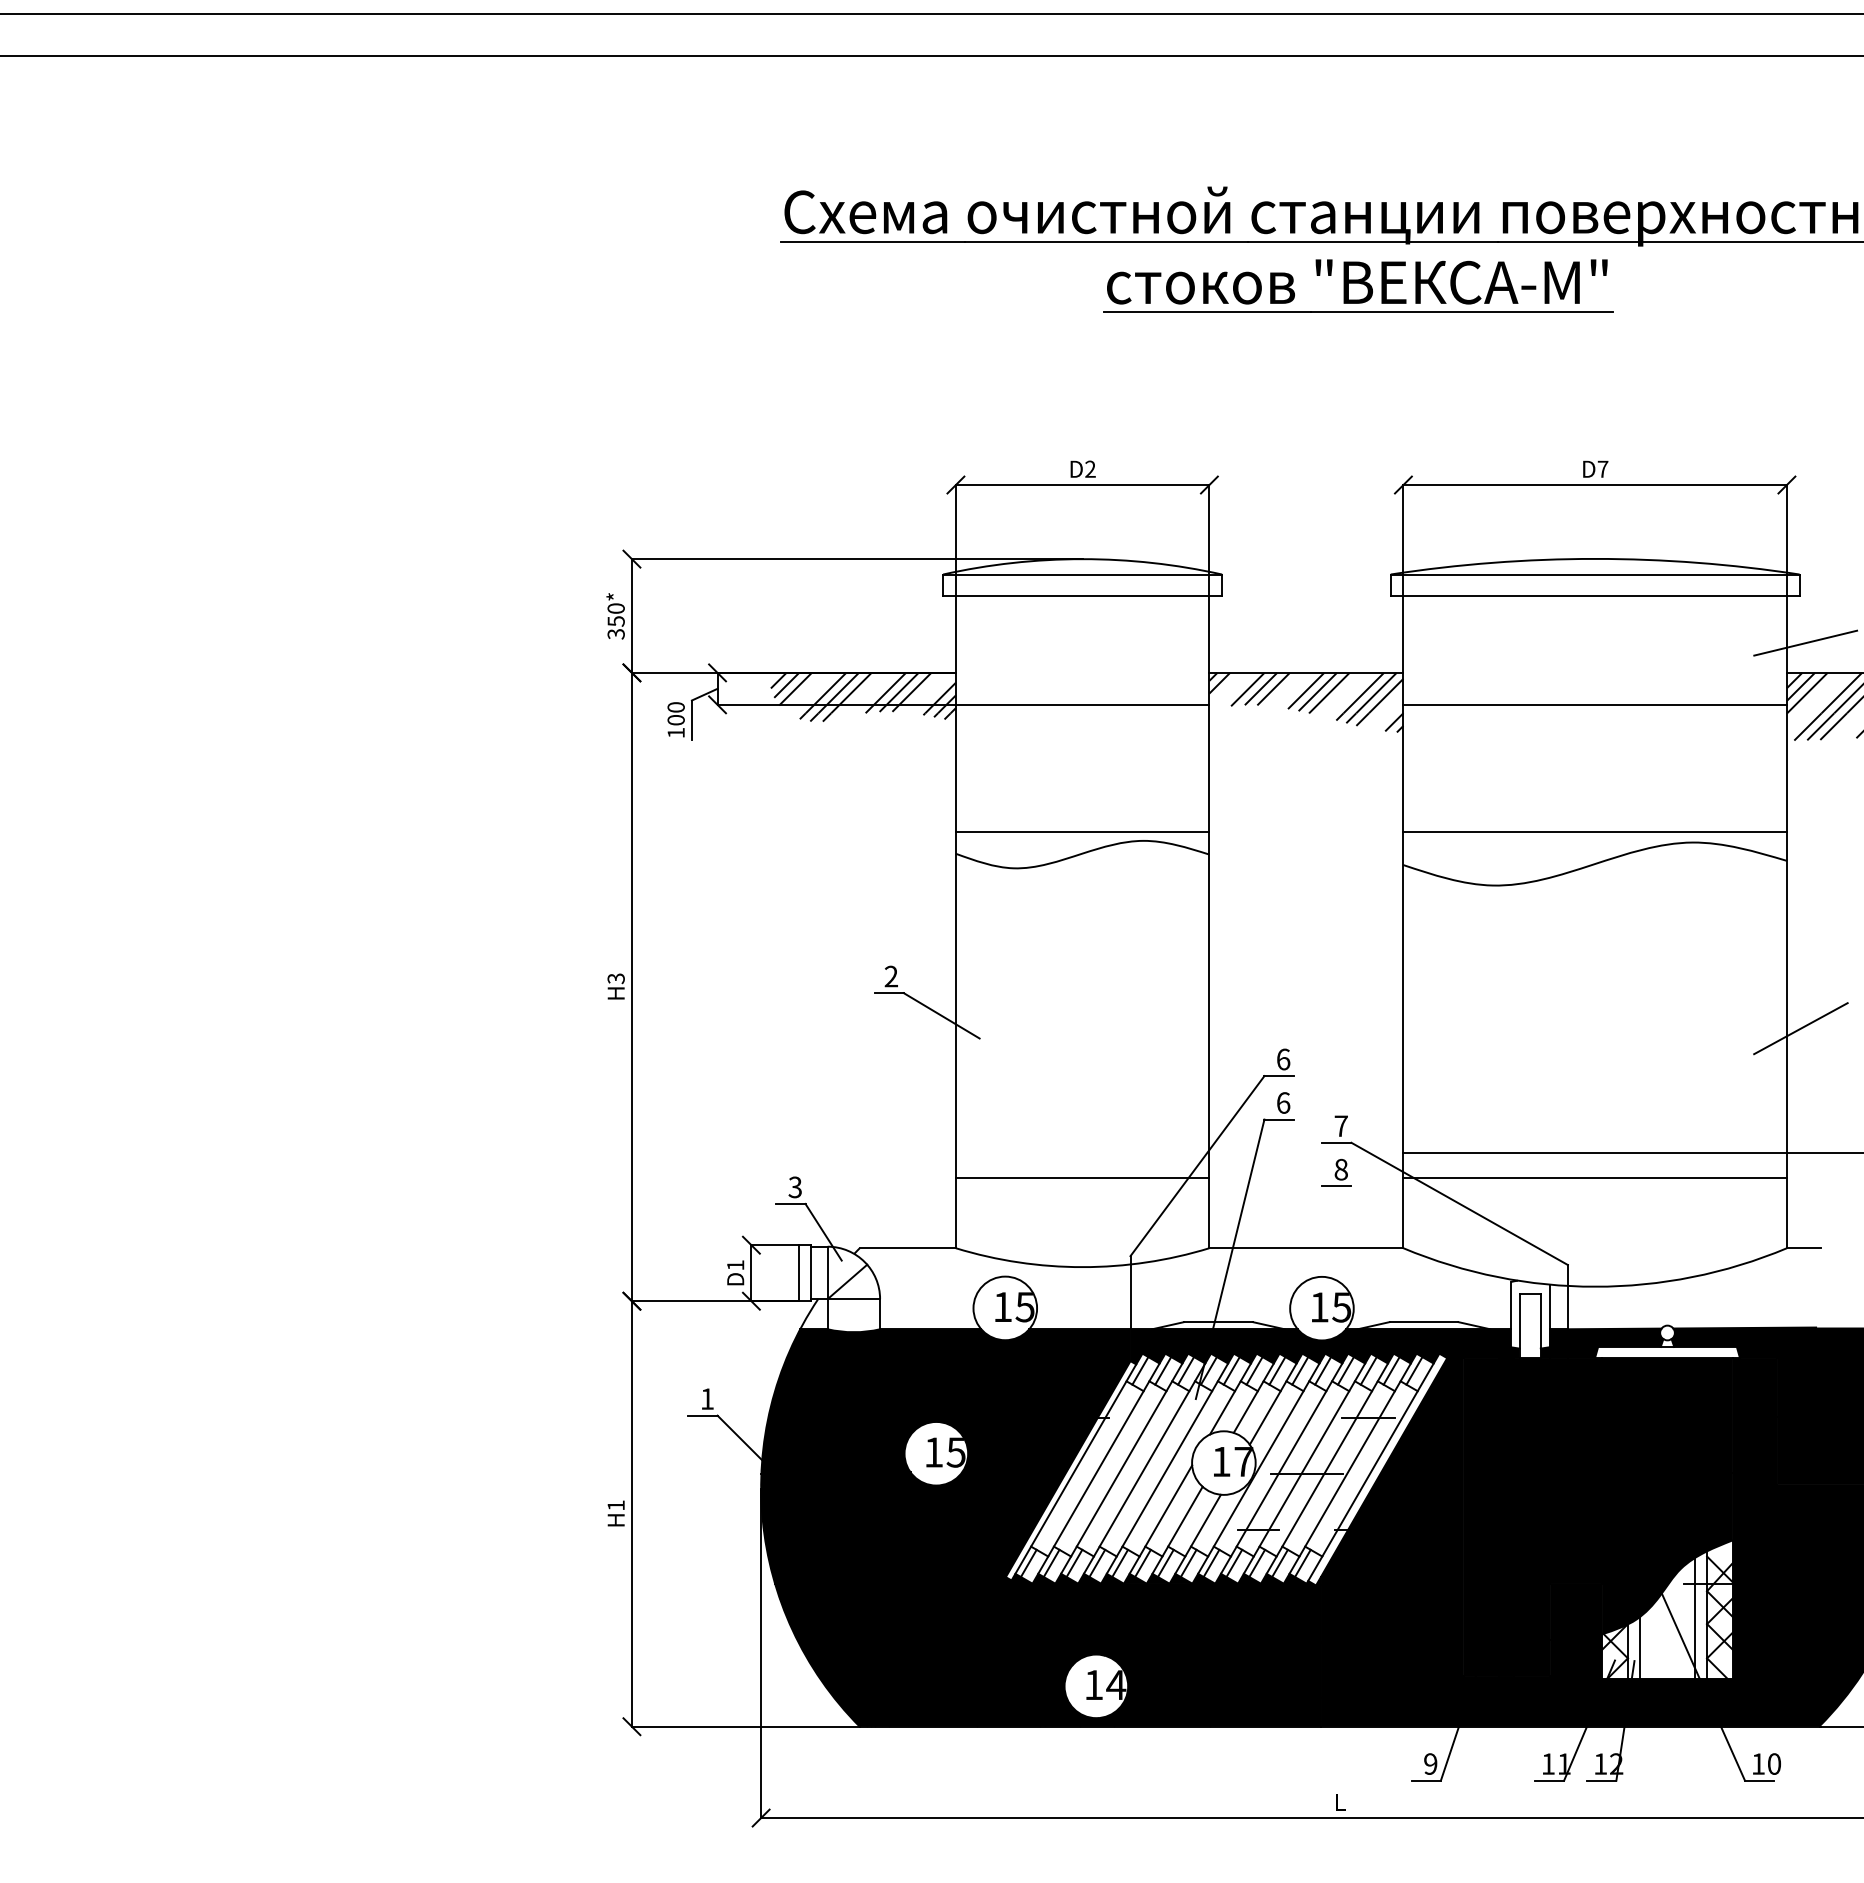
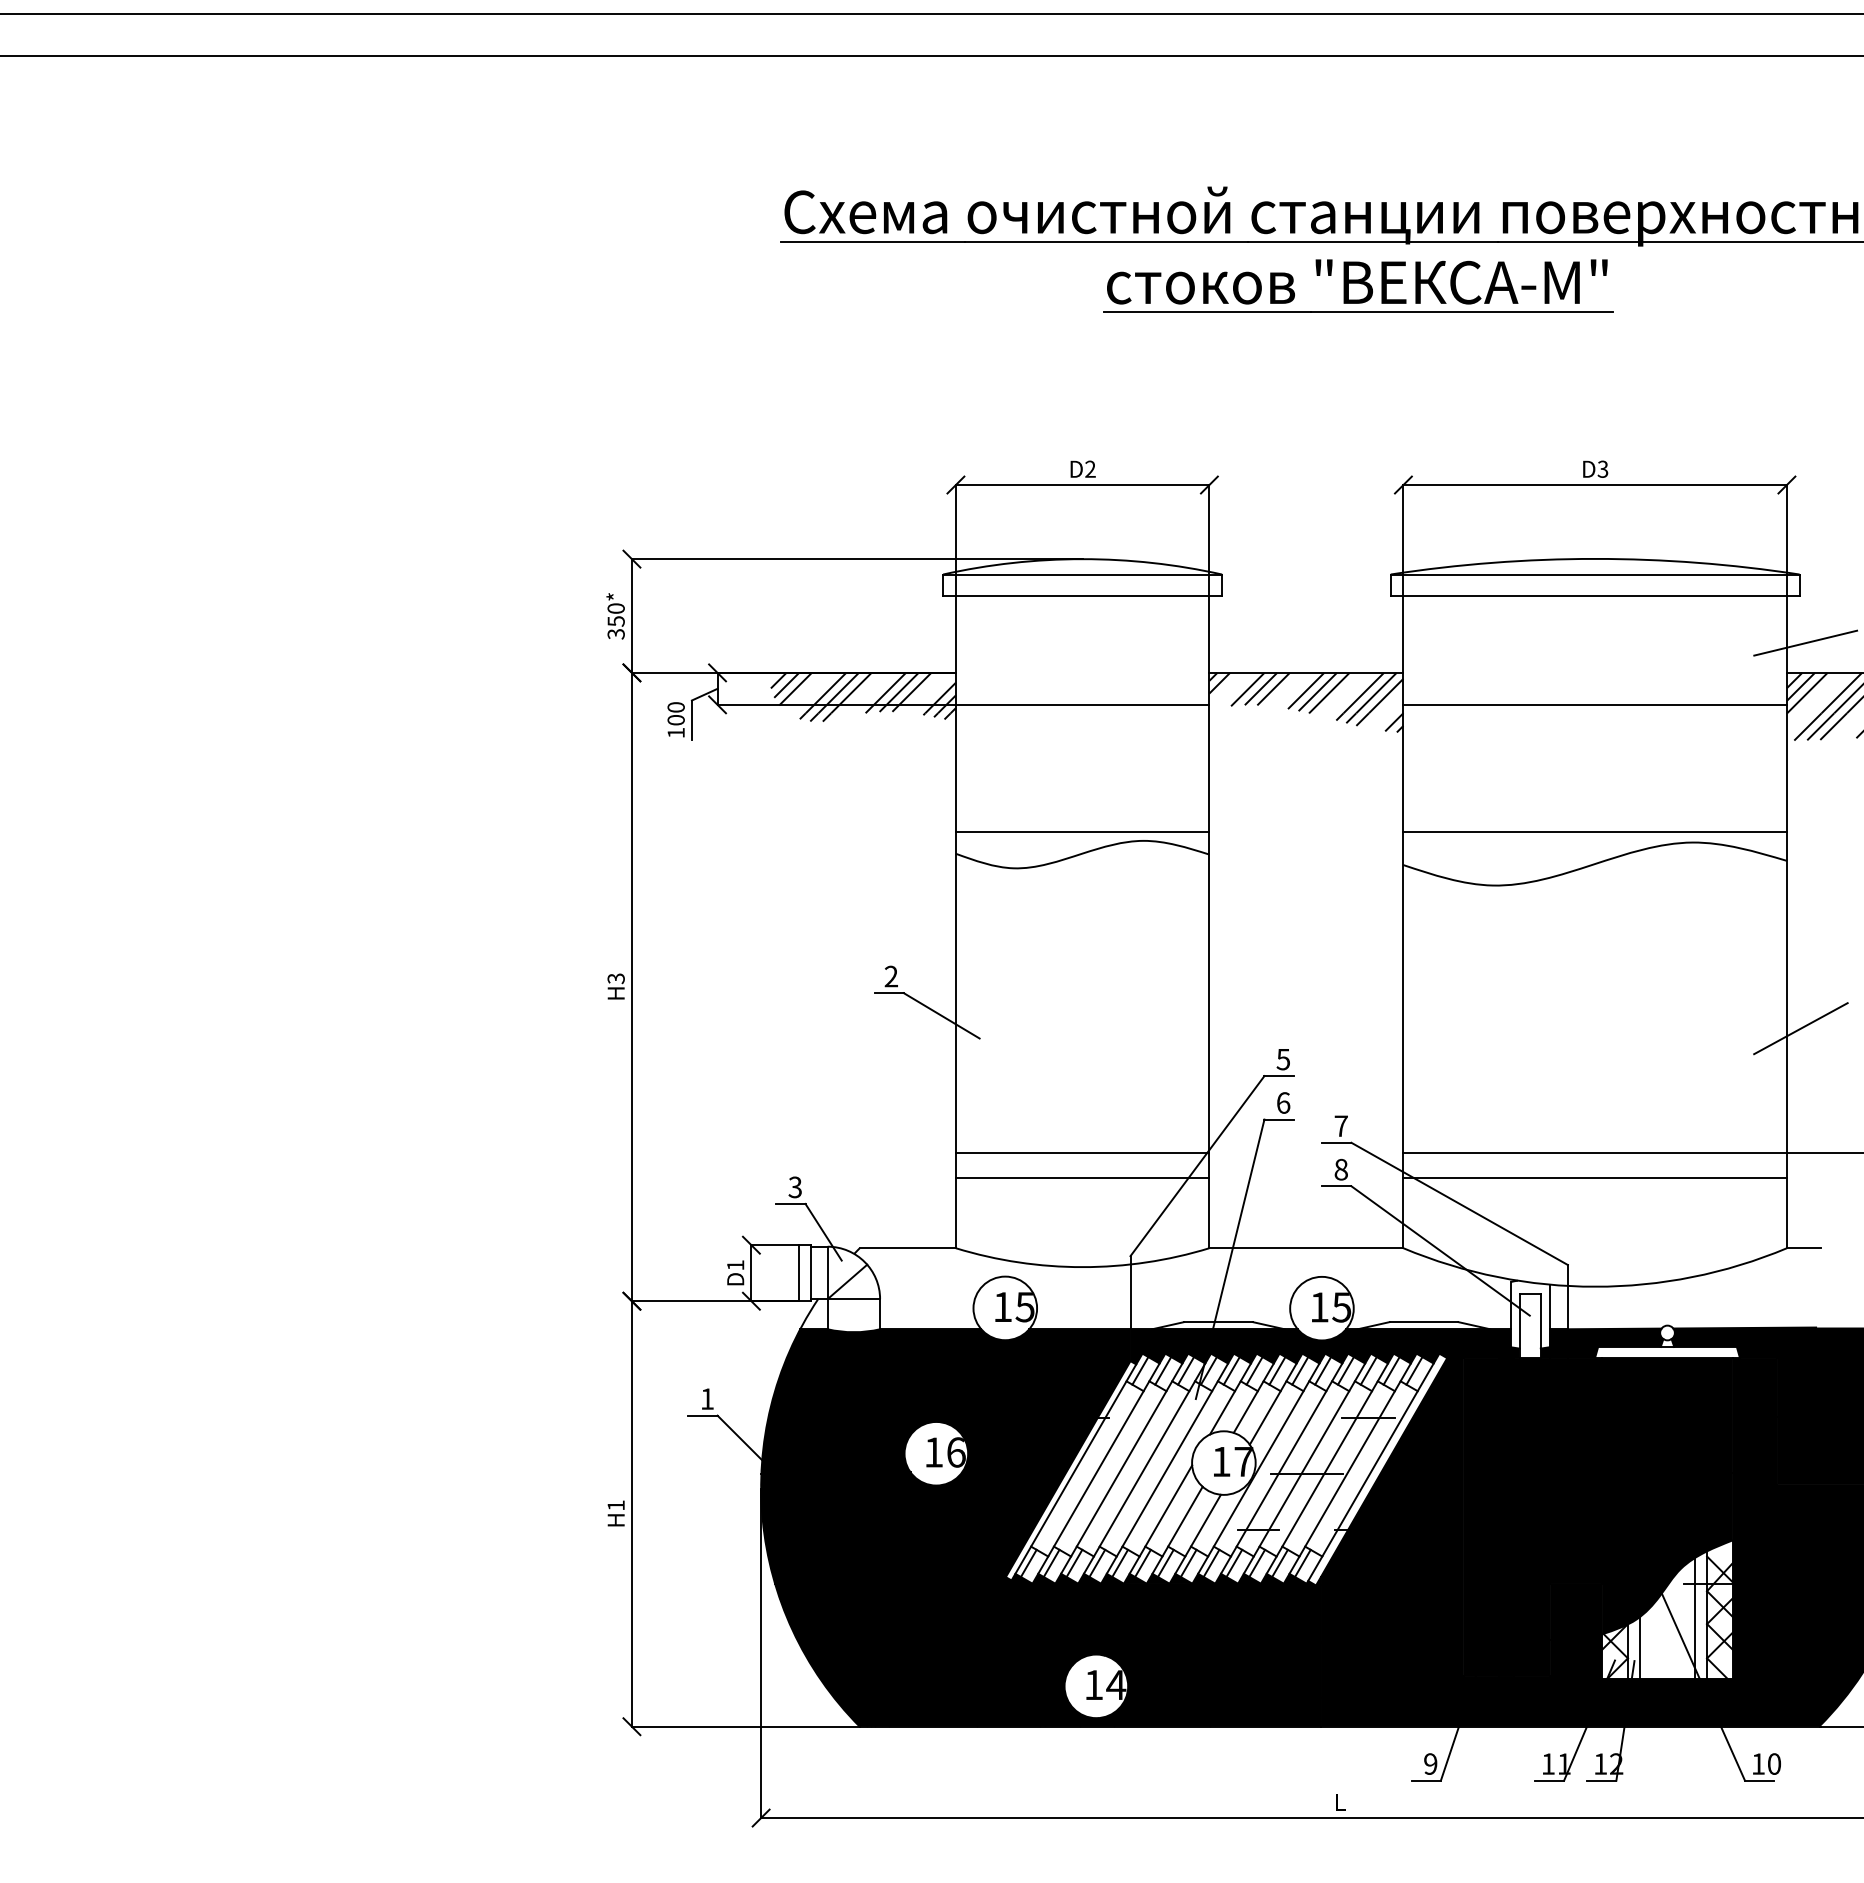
text: D7 -> D3 (1602, 468)
text: 6 -> 5 (1283, 1059)
line: none -> present (1082, 1152)
line: none -> present (1440, 1250)
text: 15 -> 16 (955, 1452)
